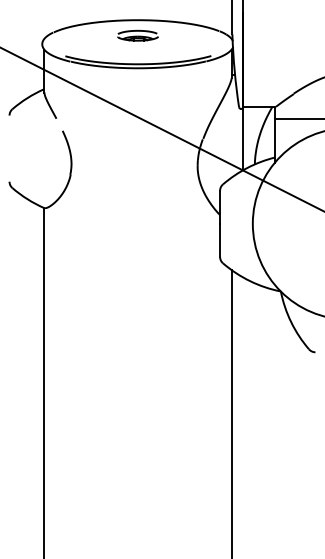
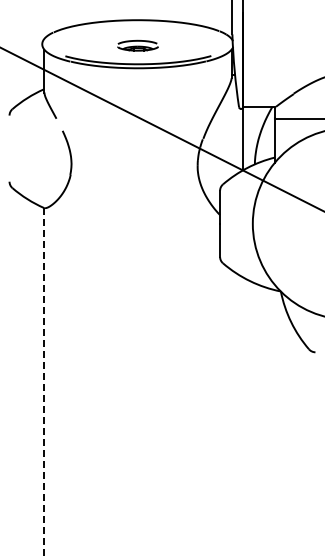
part position: (137, 35) -> (137, 45) (137, 45)
line: solid -> dashed (44, 383)
line: present -> none (231, 412)
